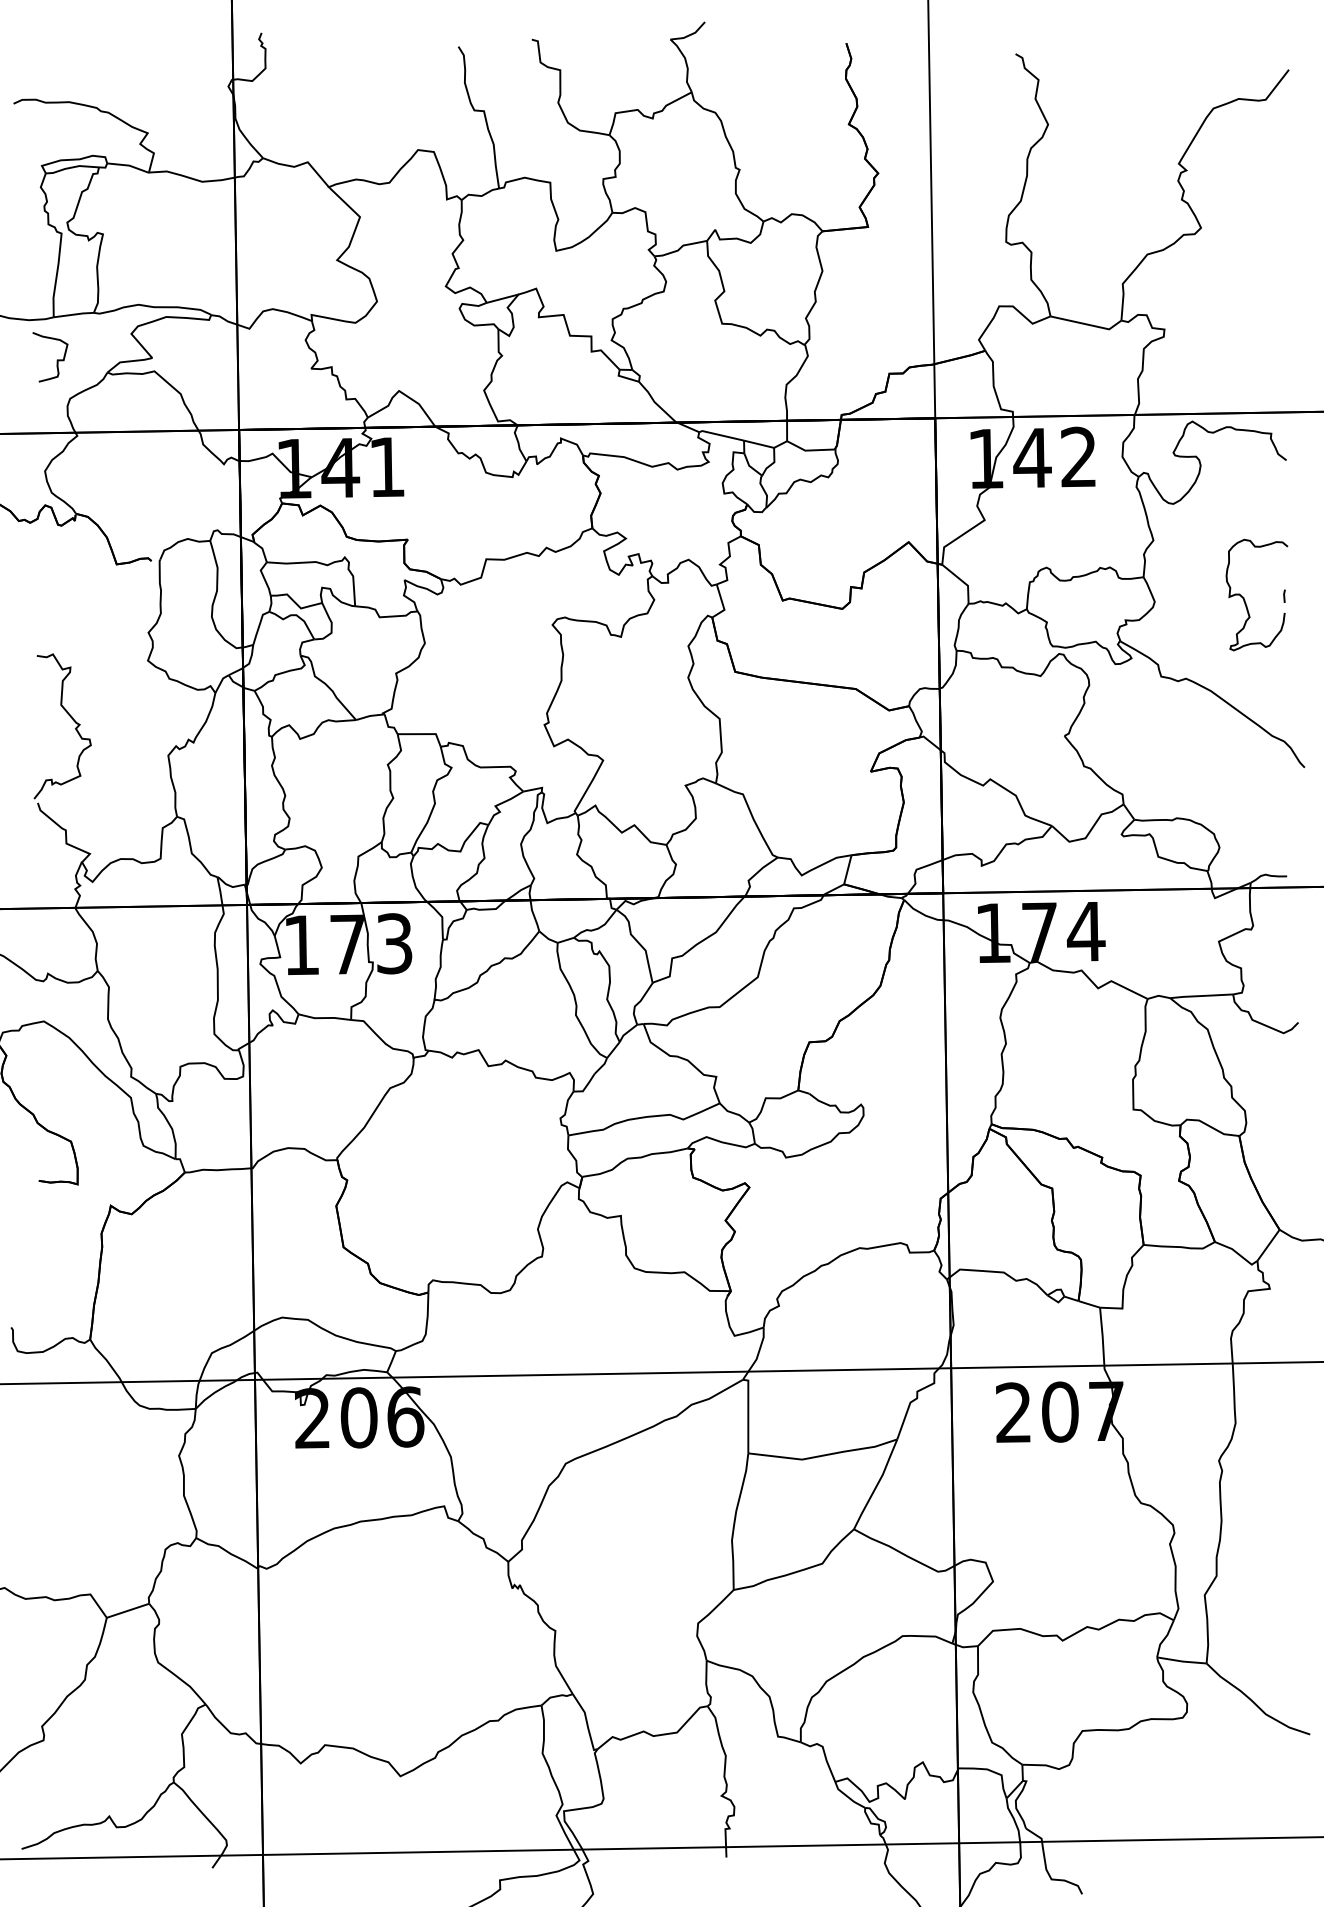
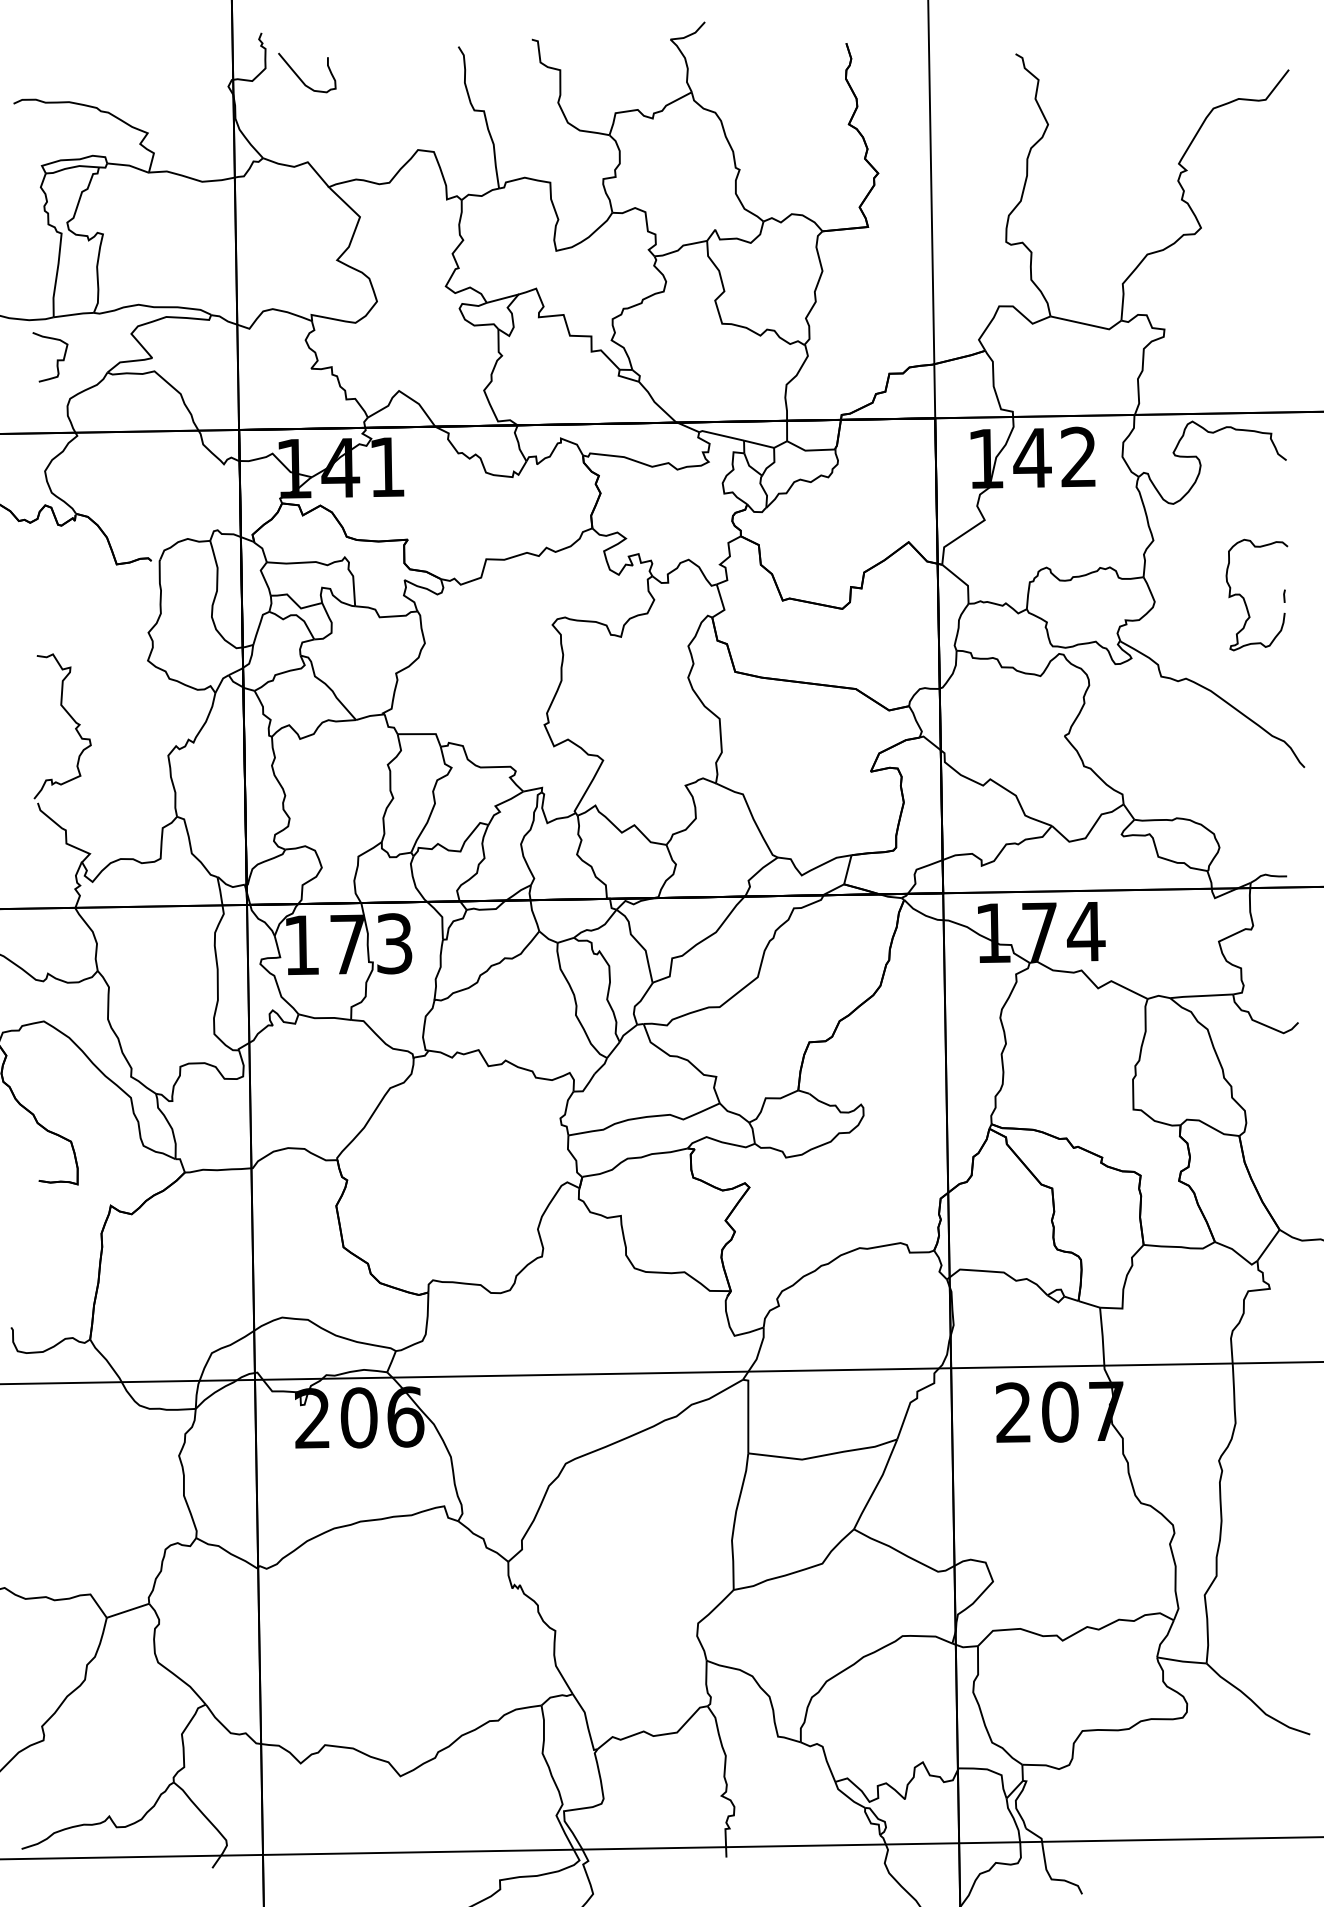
curve: none -> present (300, 77)
